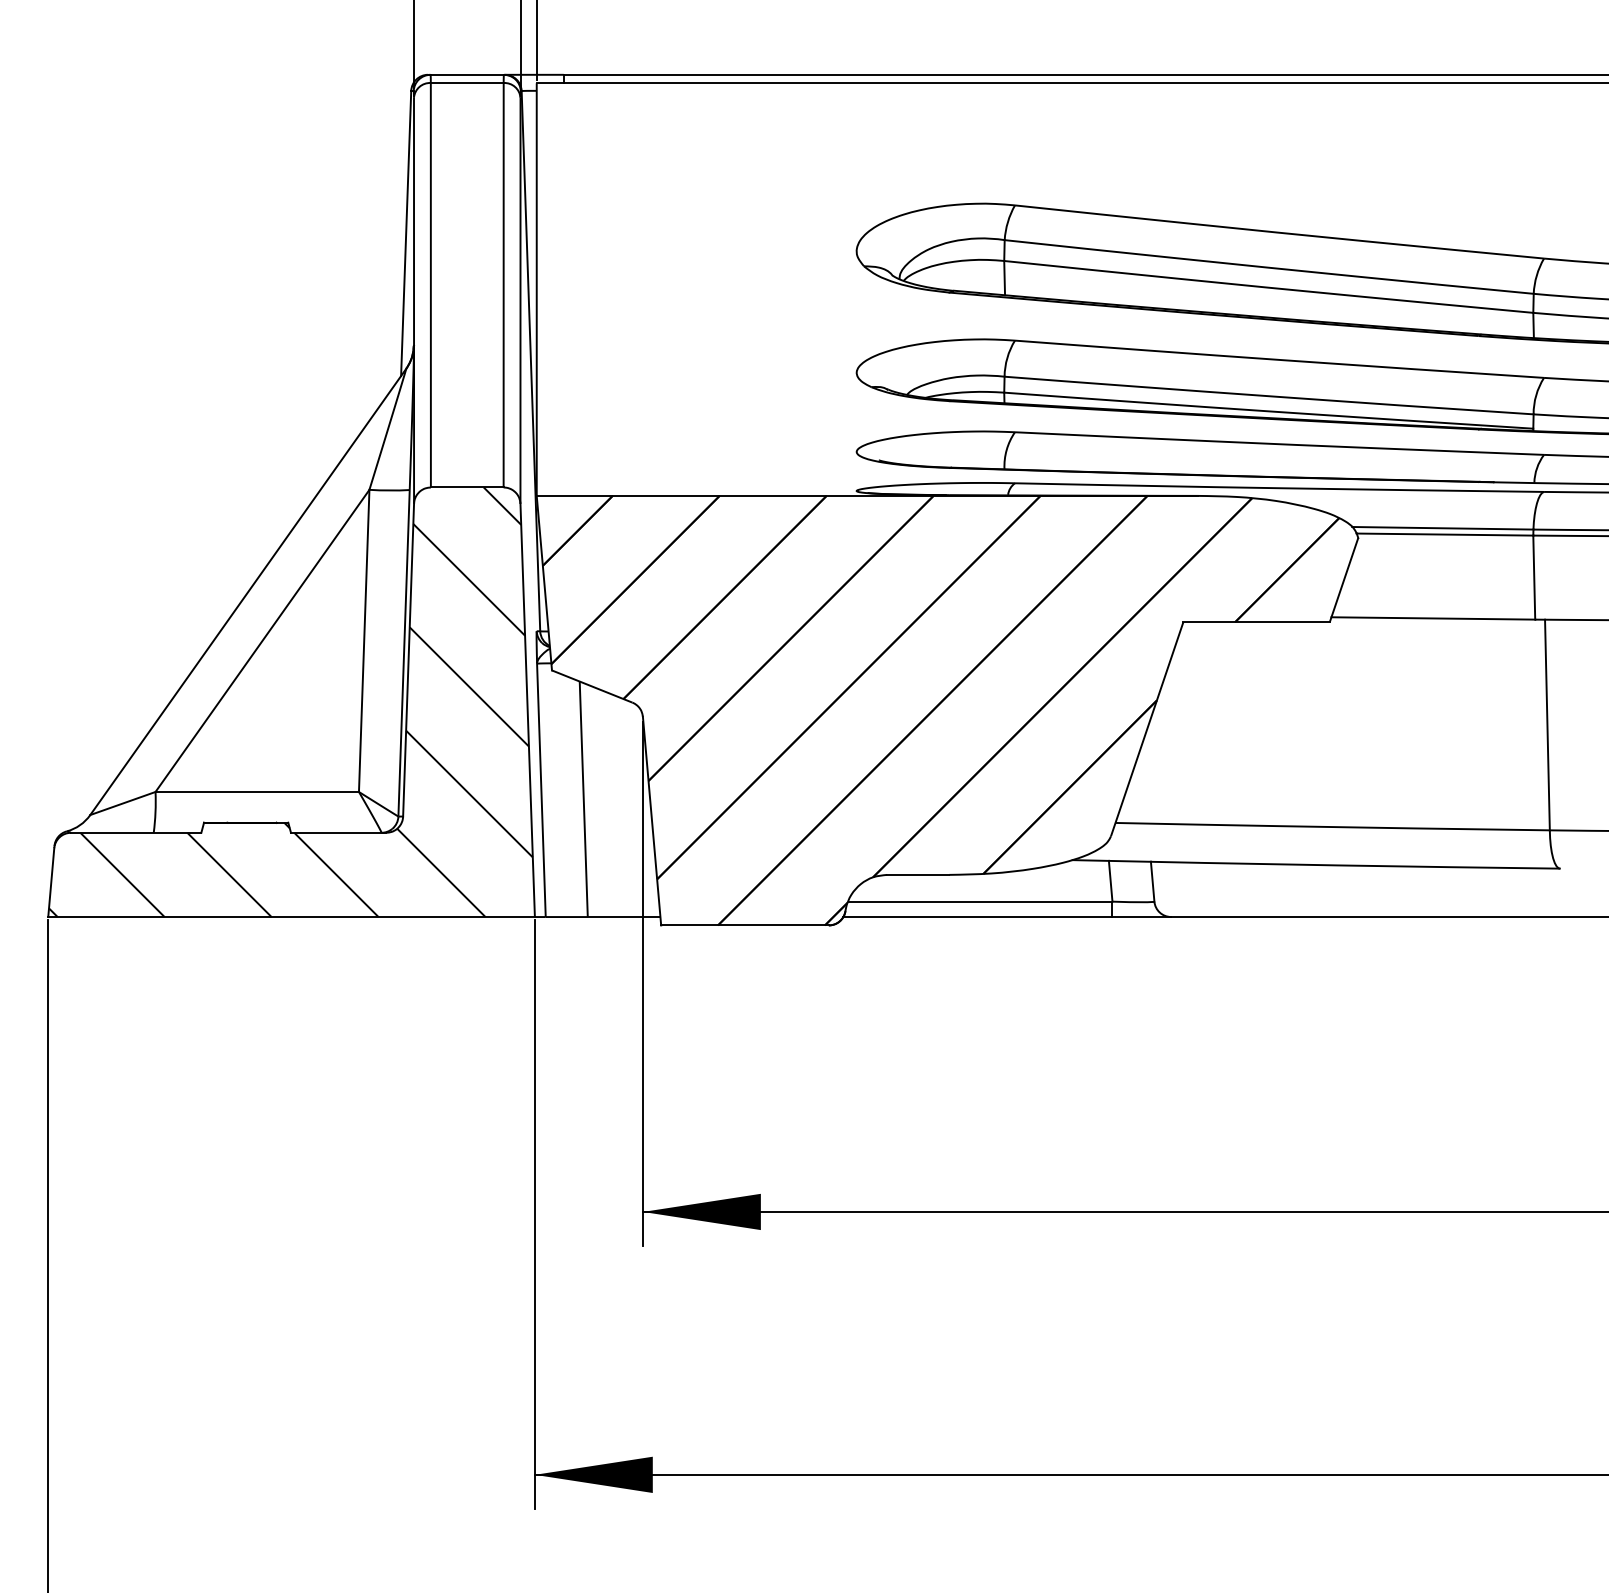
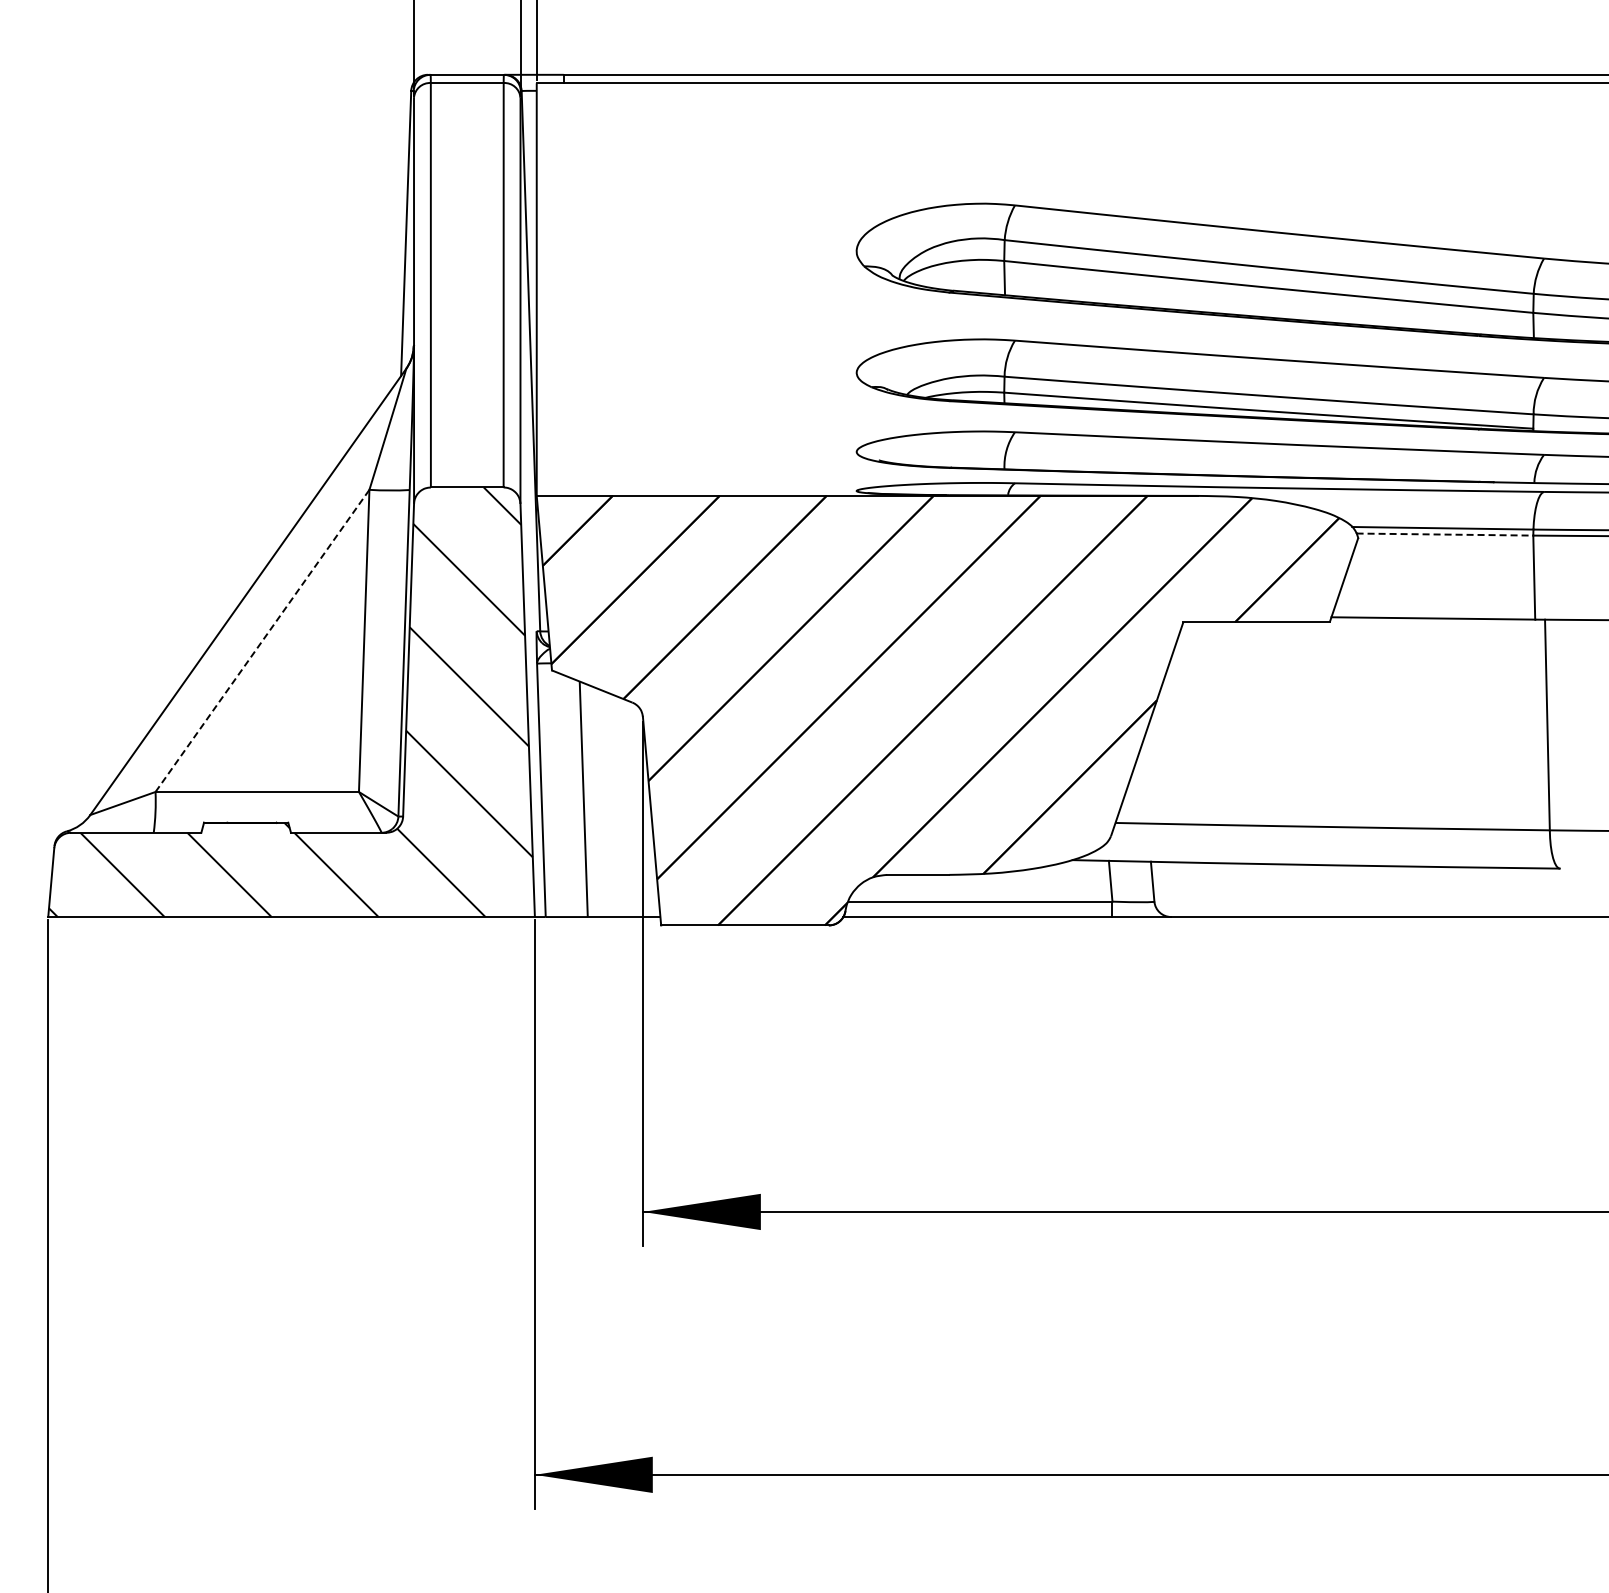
line: solid -> dashed (1445, 534)
line: solid -> dashed (262, 640)
